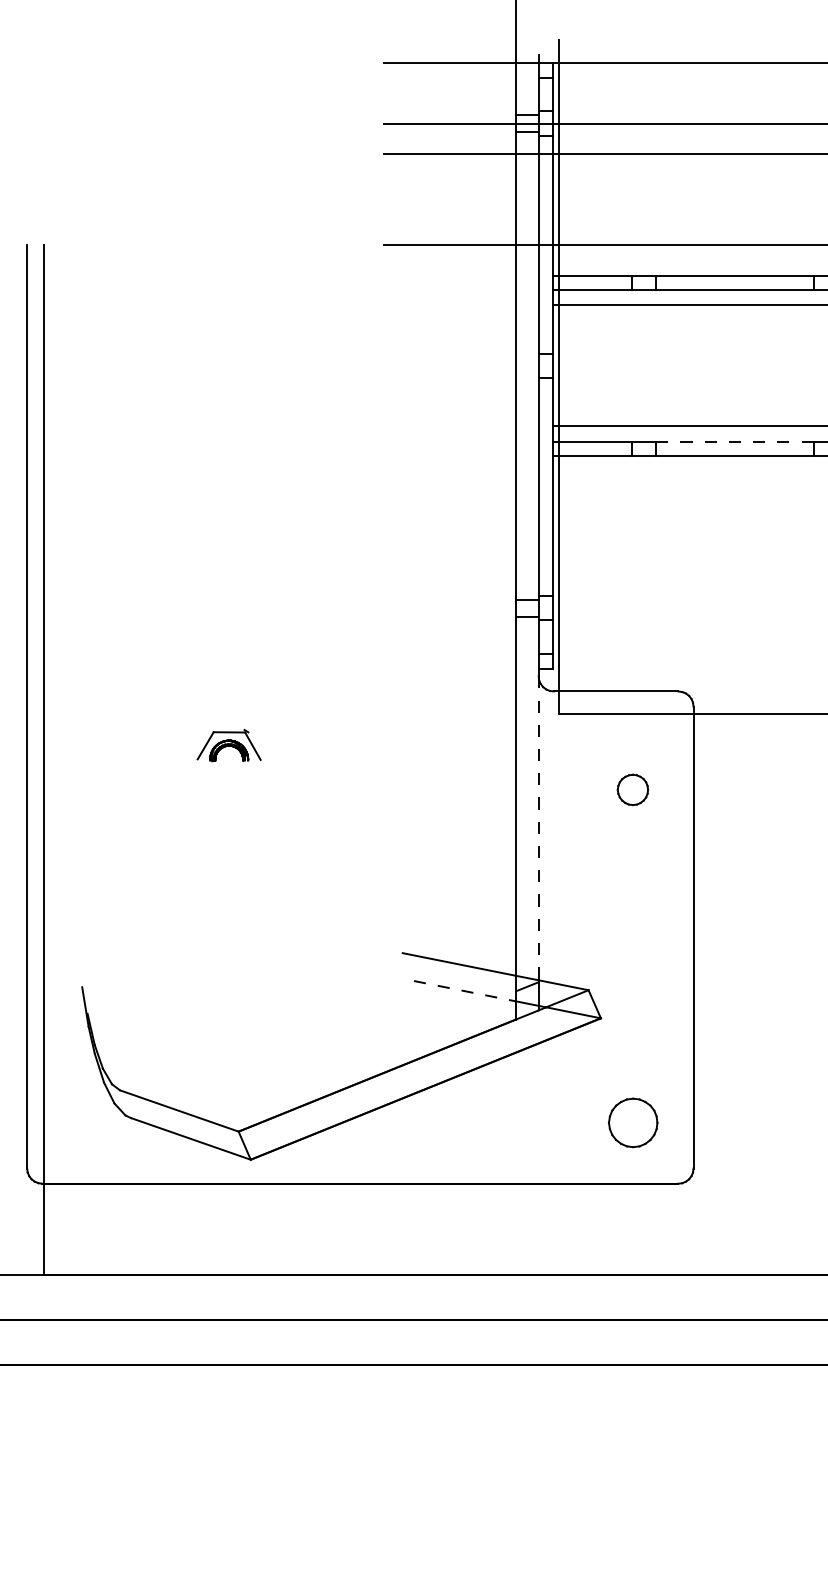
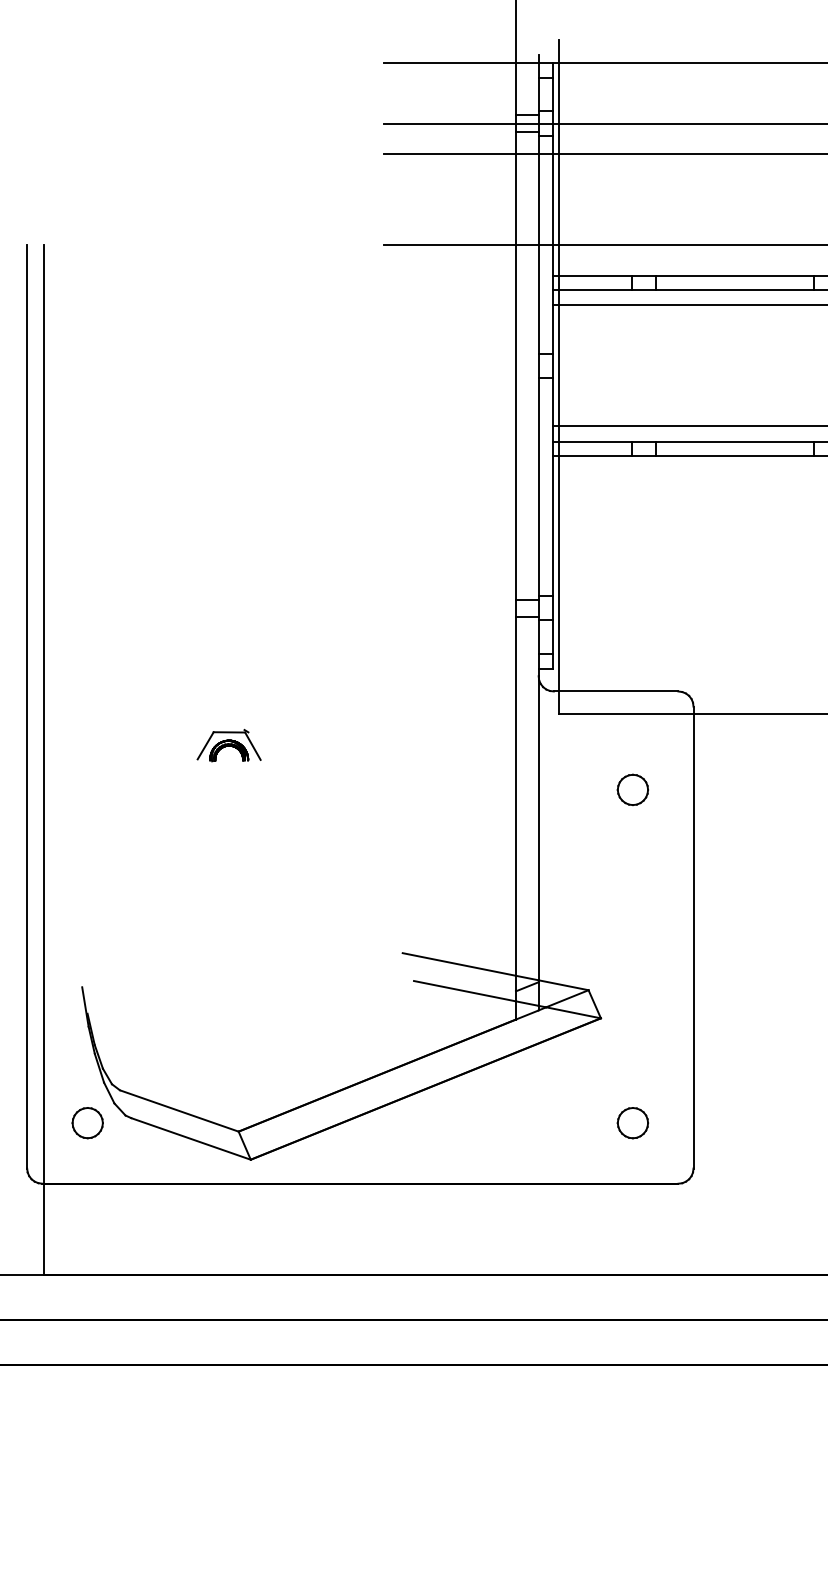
line: dashed -> solid (734, 441)
line: dashed -> solid (538, 828)
line: dashed -> solid (465, 991)
part size: 51x52 px -> 33x33 px (632, 1123)
part: none -> present (87, 1123)
